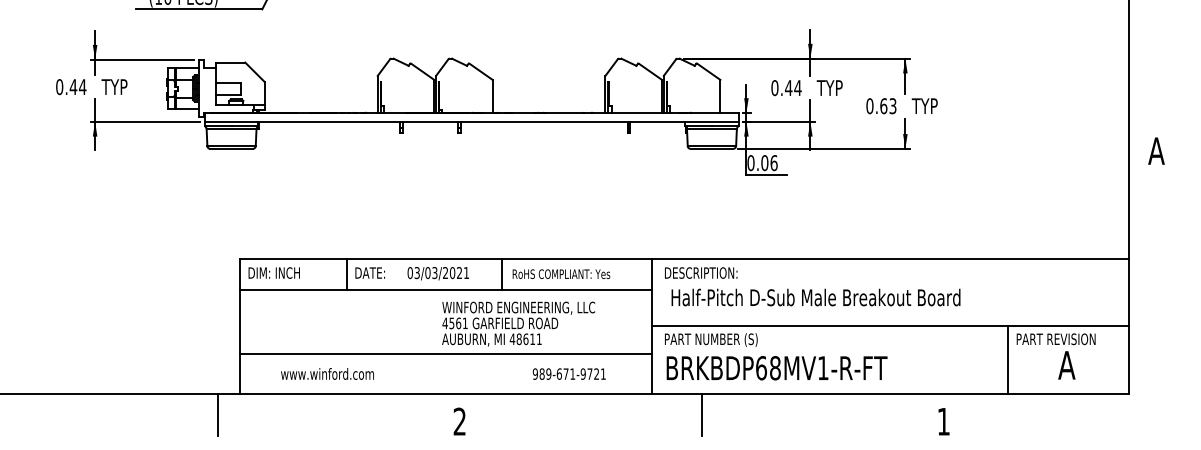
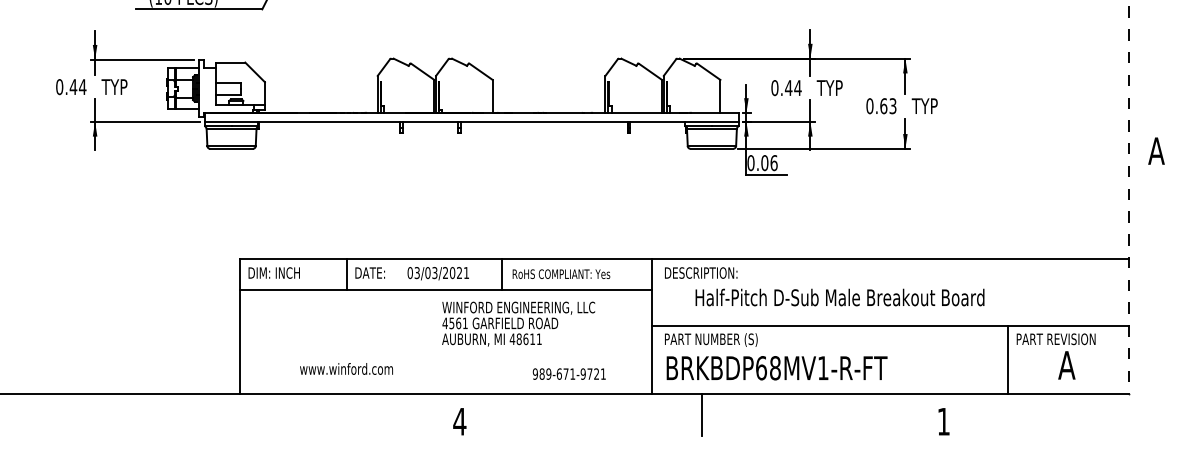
line: solid -> dashed (1129, 197)
text position: (815, 297) -> (839, 297) (839, 297)
line: present -> none (446, 353)
text position: (327, 373) -> (346, 368) (346, 368)
line: present -> none (218, 414)
text: 2 -> 4 (459, 421)
